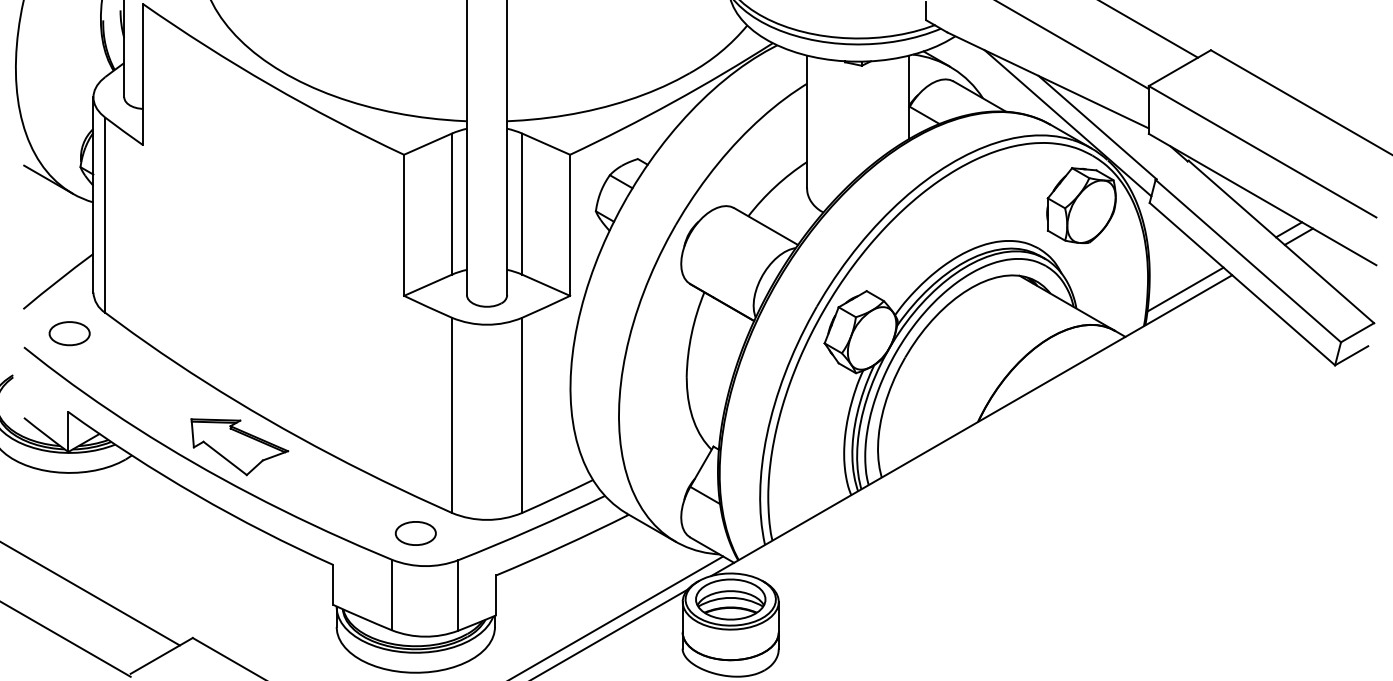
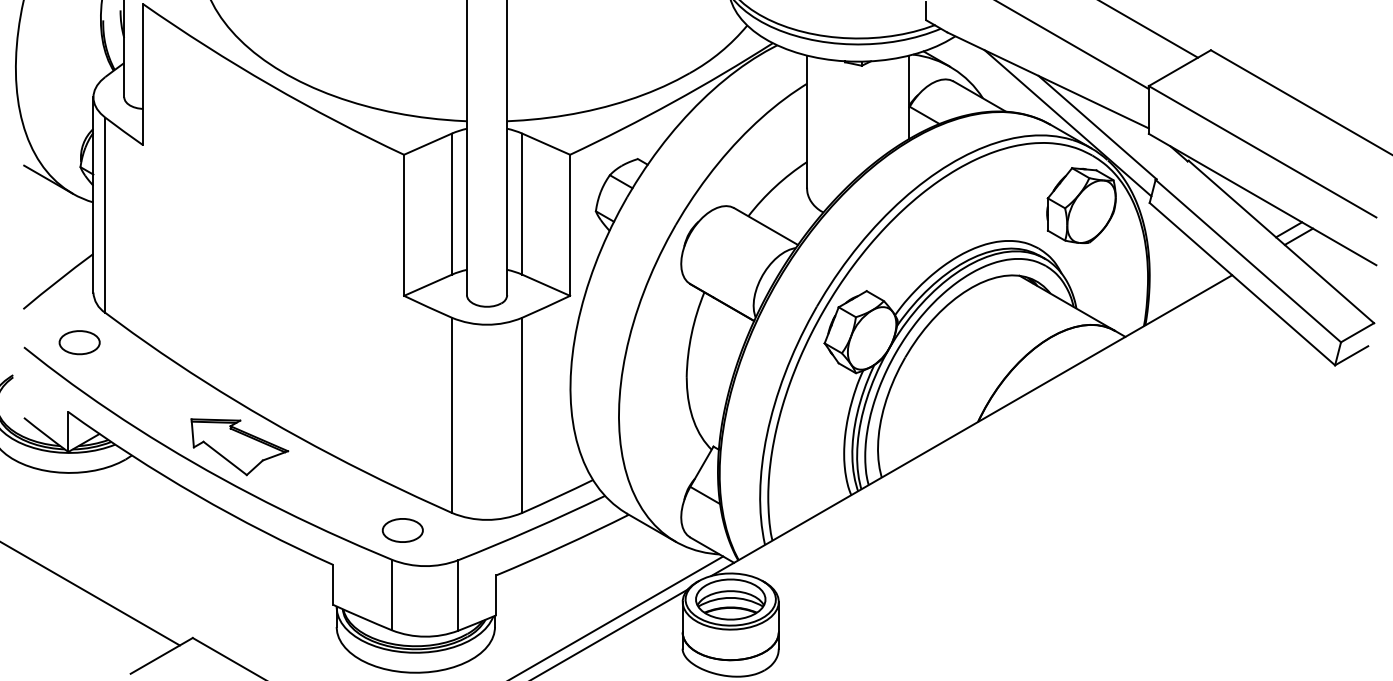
line: present -> none (1185, 289)
part position: (69, 333) -> (79, 342) (79, 342)
part position: (415, 533) -> (402, 530) (402, 530)
line: present -> none (66, 639)
